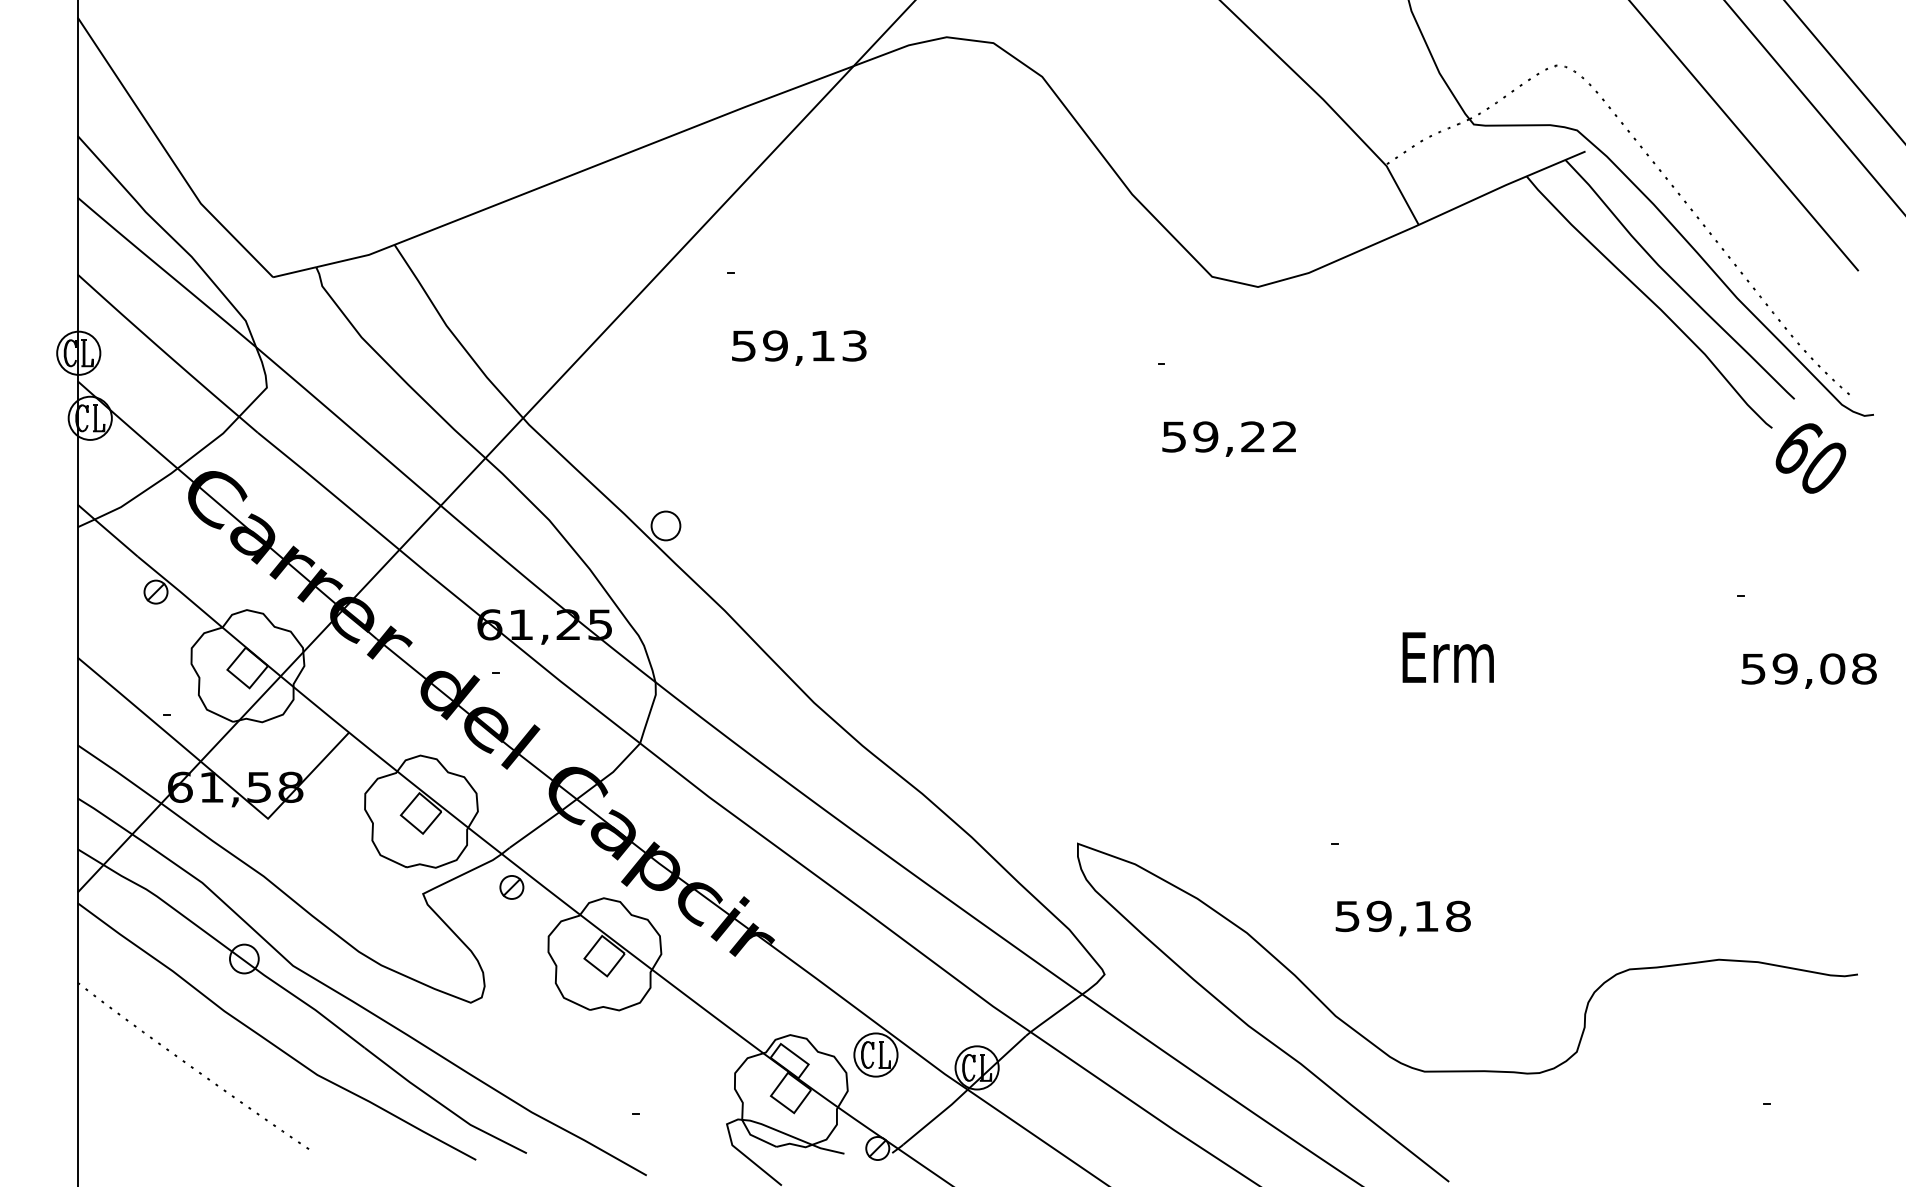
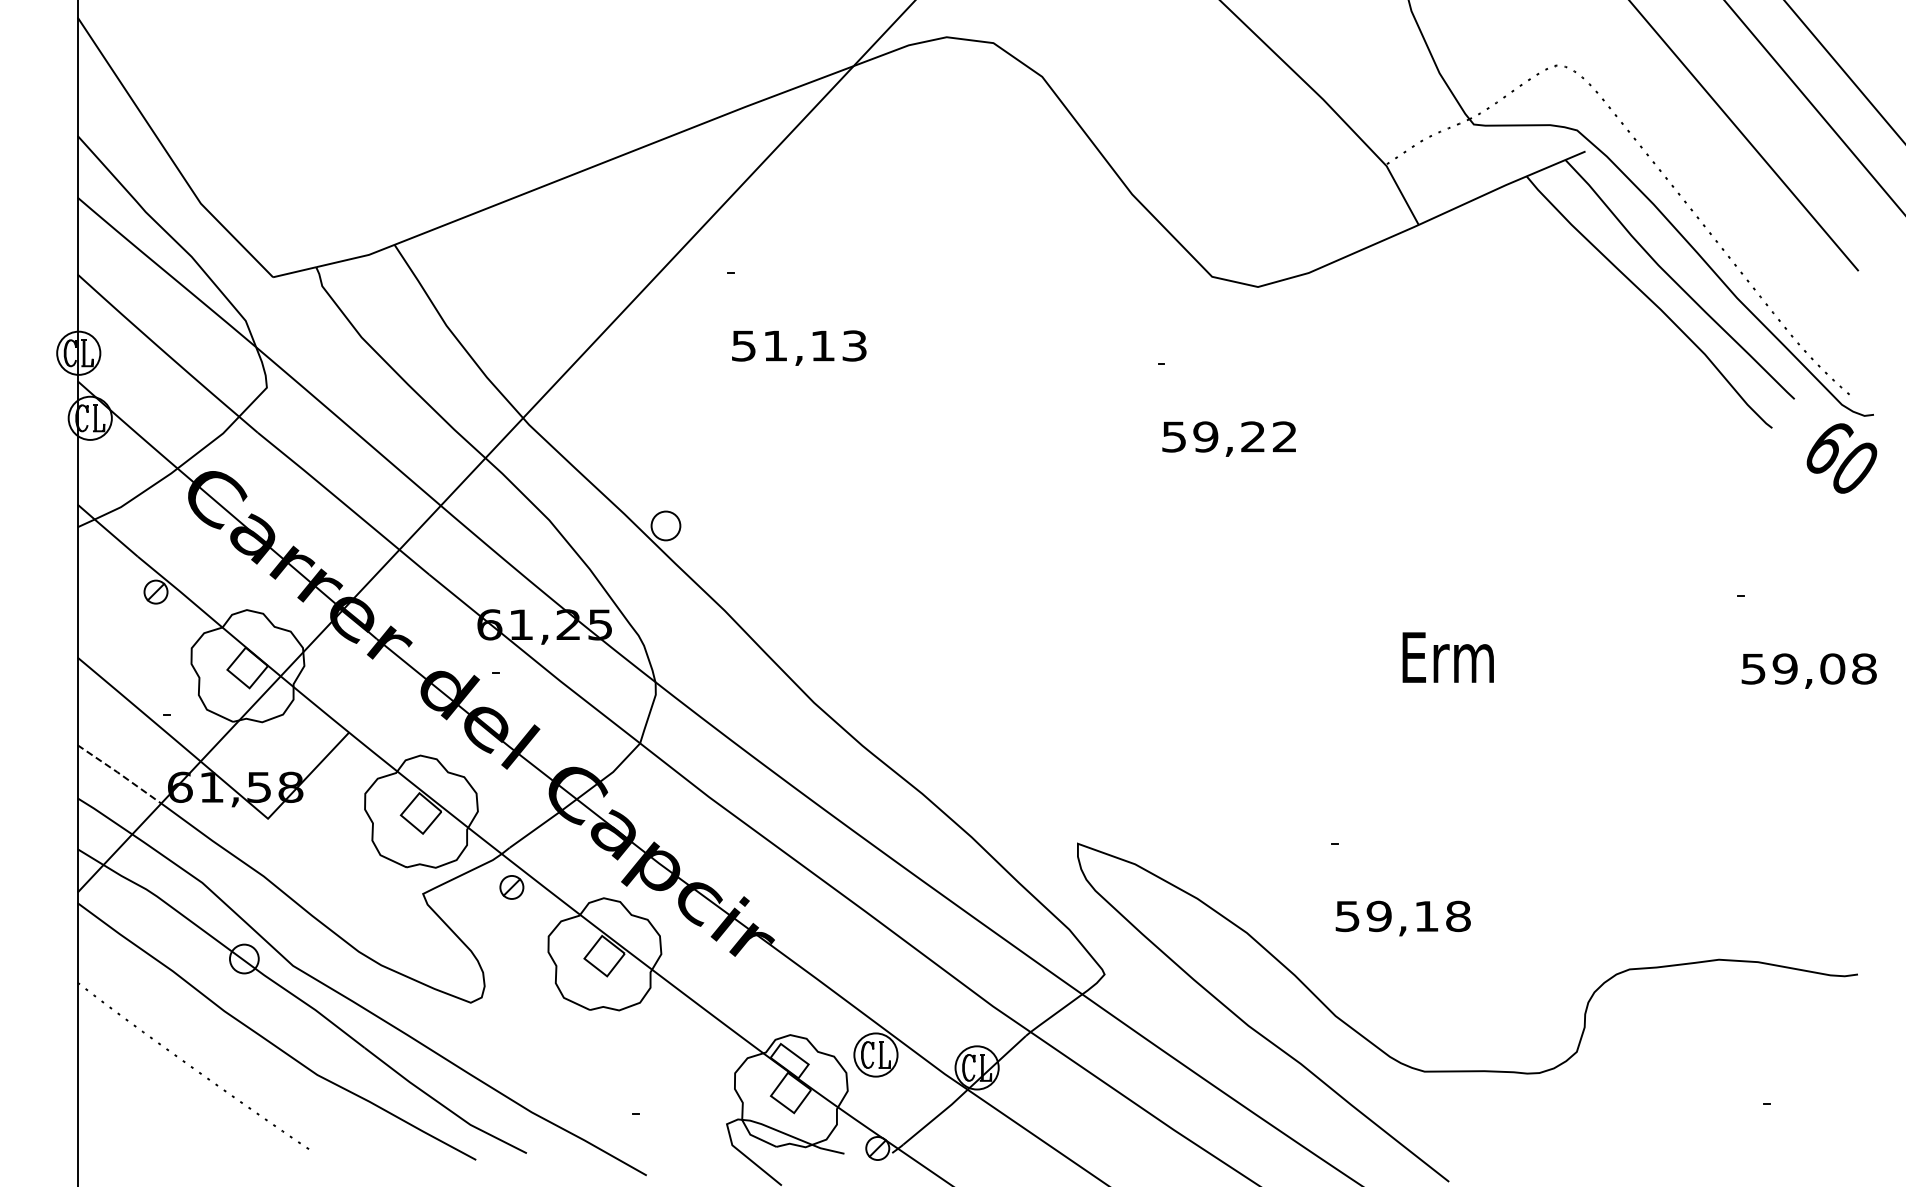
text: 59,13 -> 51,13 (775, 345)
text position: (1810, 458) -> (1841, 458) (1841, 458)
line: solid -> dashed (119, 773)
